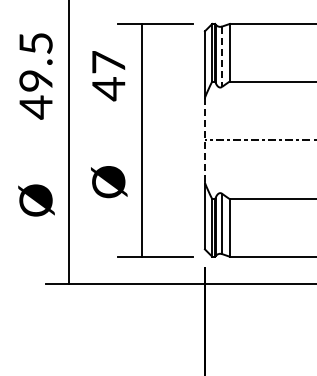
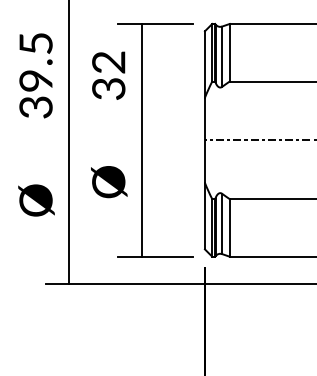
line: dashed -> solid (222, 57)
text: 47 -> 32 (108, 76)
text: 49.5 -> 39.5 (35, 107)
line: dashed -> solid (204, 140)
